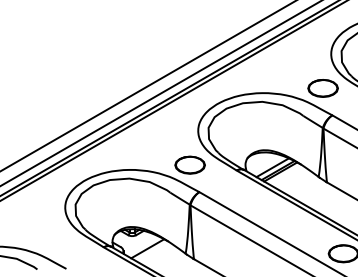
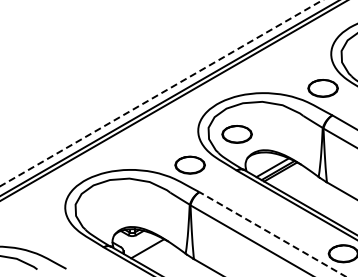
line: present -> none (147, 86)
line: solid -> dashed (161, 93)
part: none -> present (236, 134)
line: solid -> dashed (272, 234)
